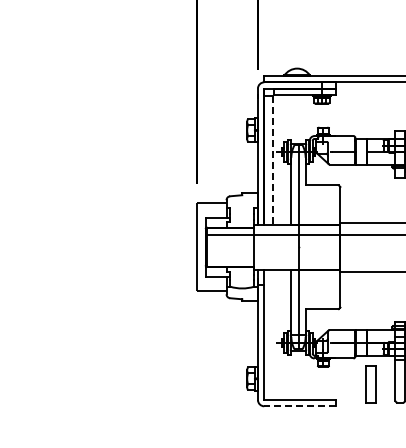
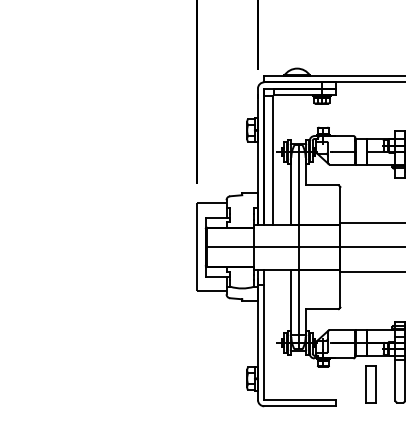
line: dashed -> solid (273, 160)
line position: (303, 235) -> (303, 247) (303, 247)
line: dashed -> solid (299, 406)
